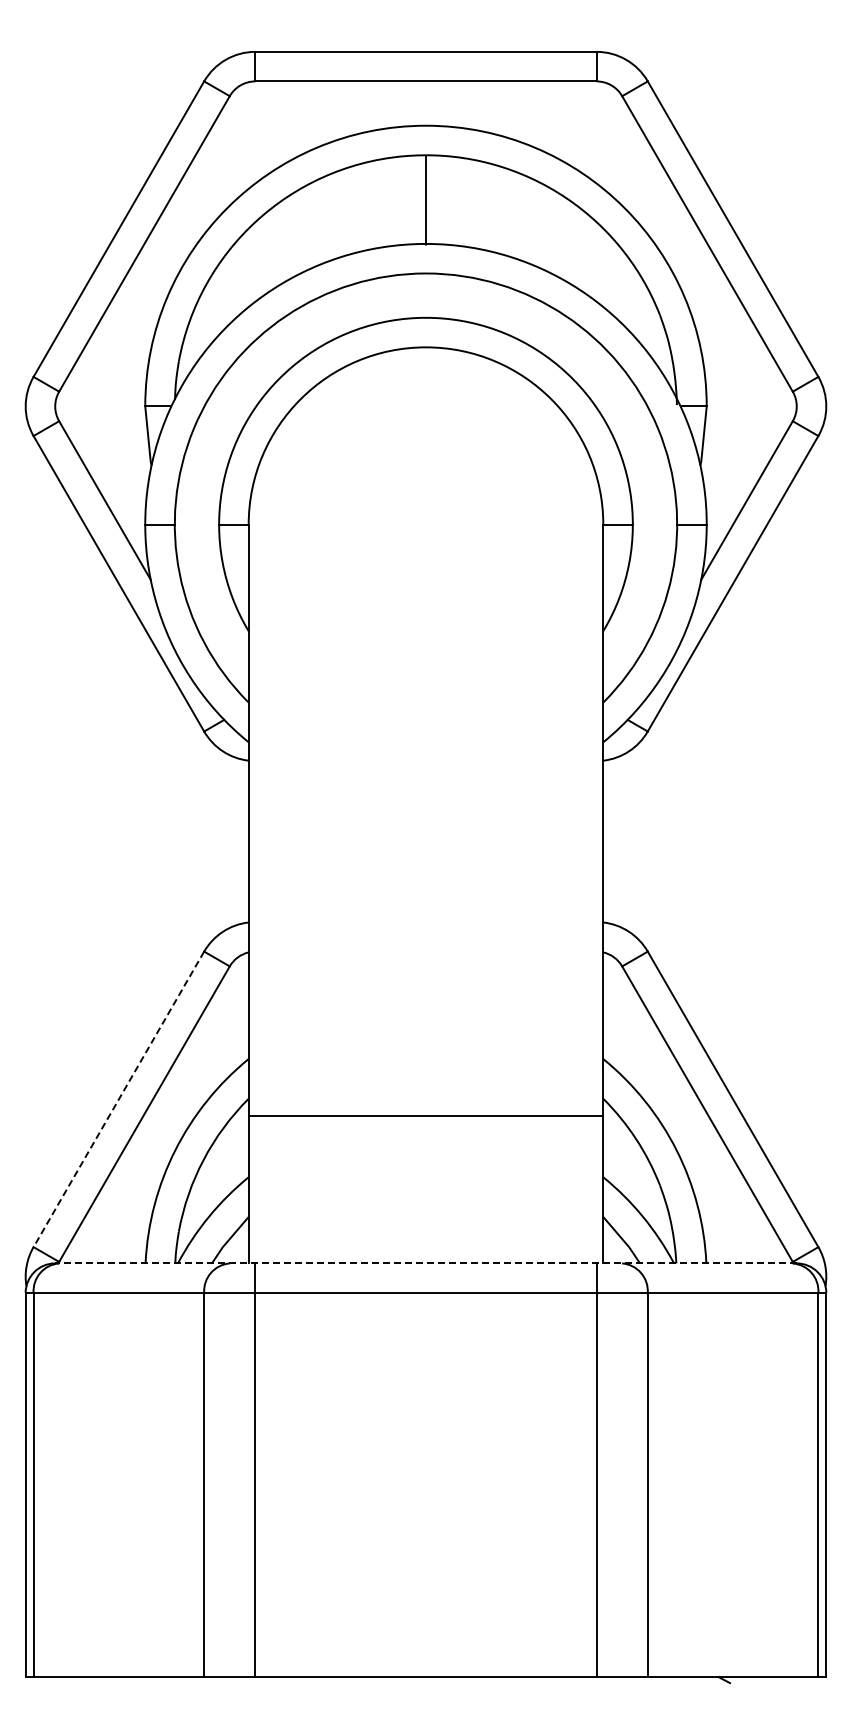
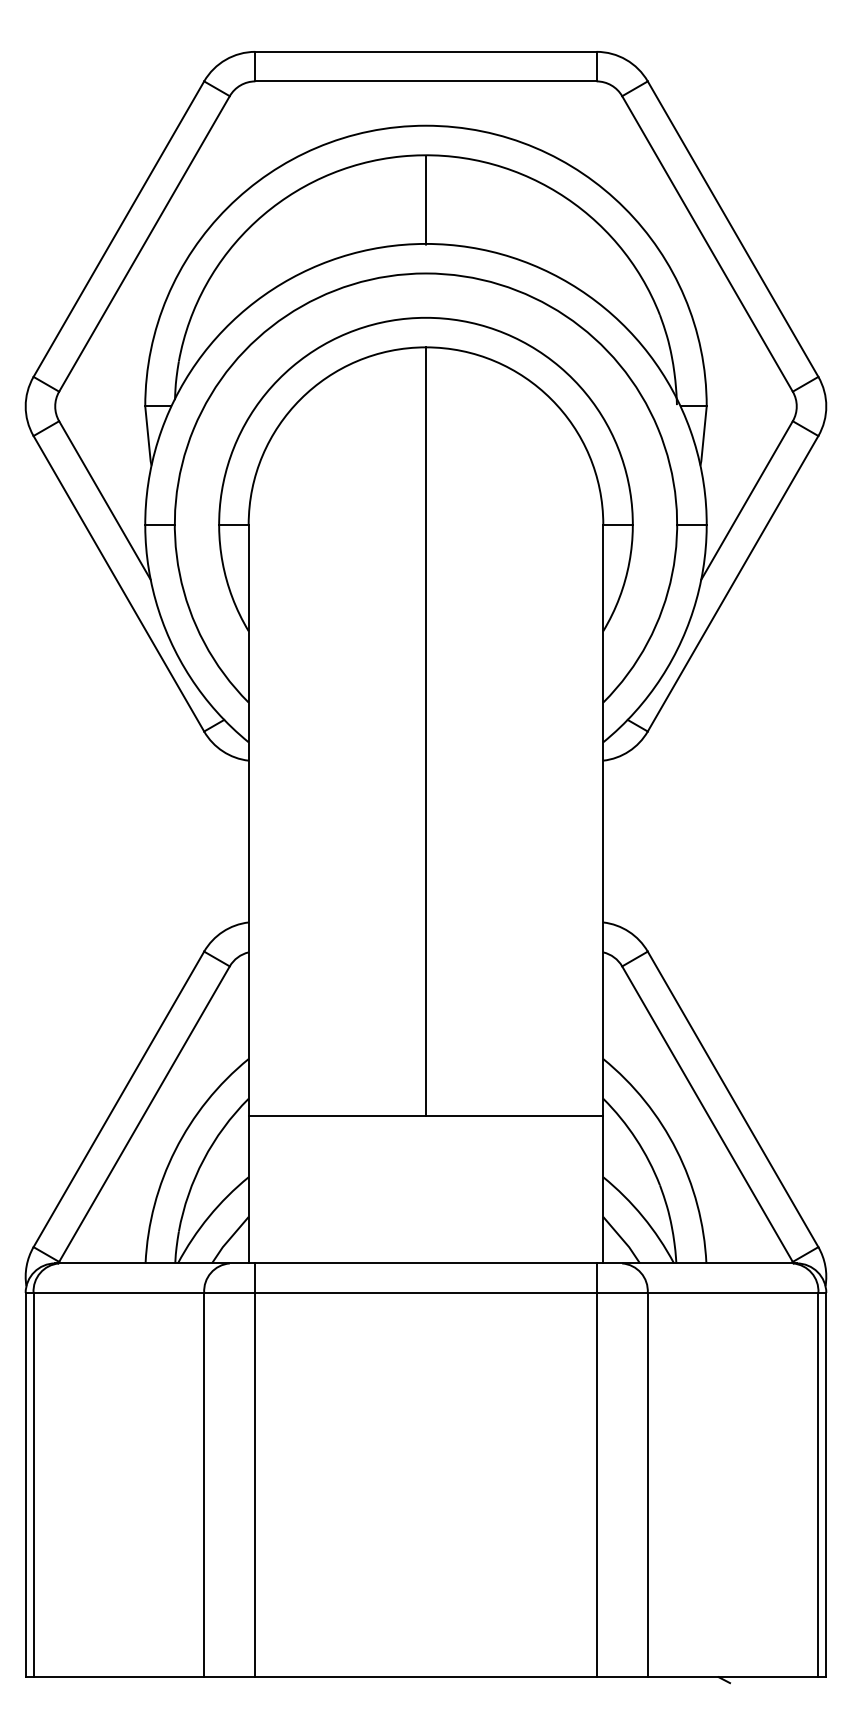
line: none -> present (425, 731)
line: dashed -> solid (118, 1099)
line: dashed -> solid (425, 1263)
